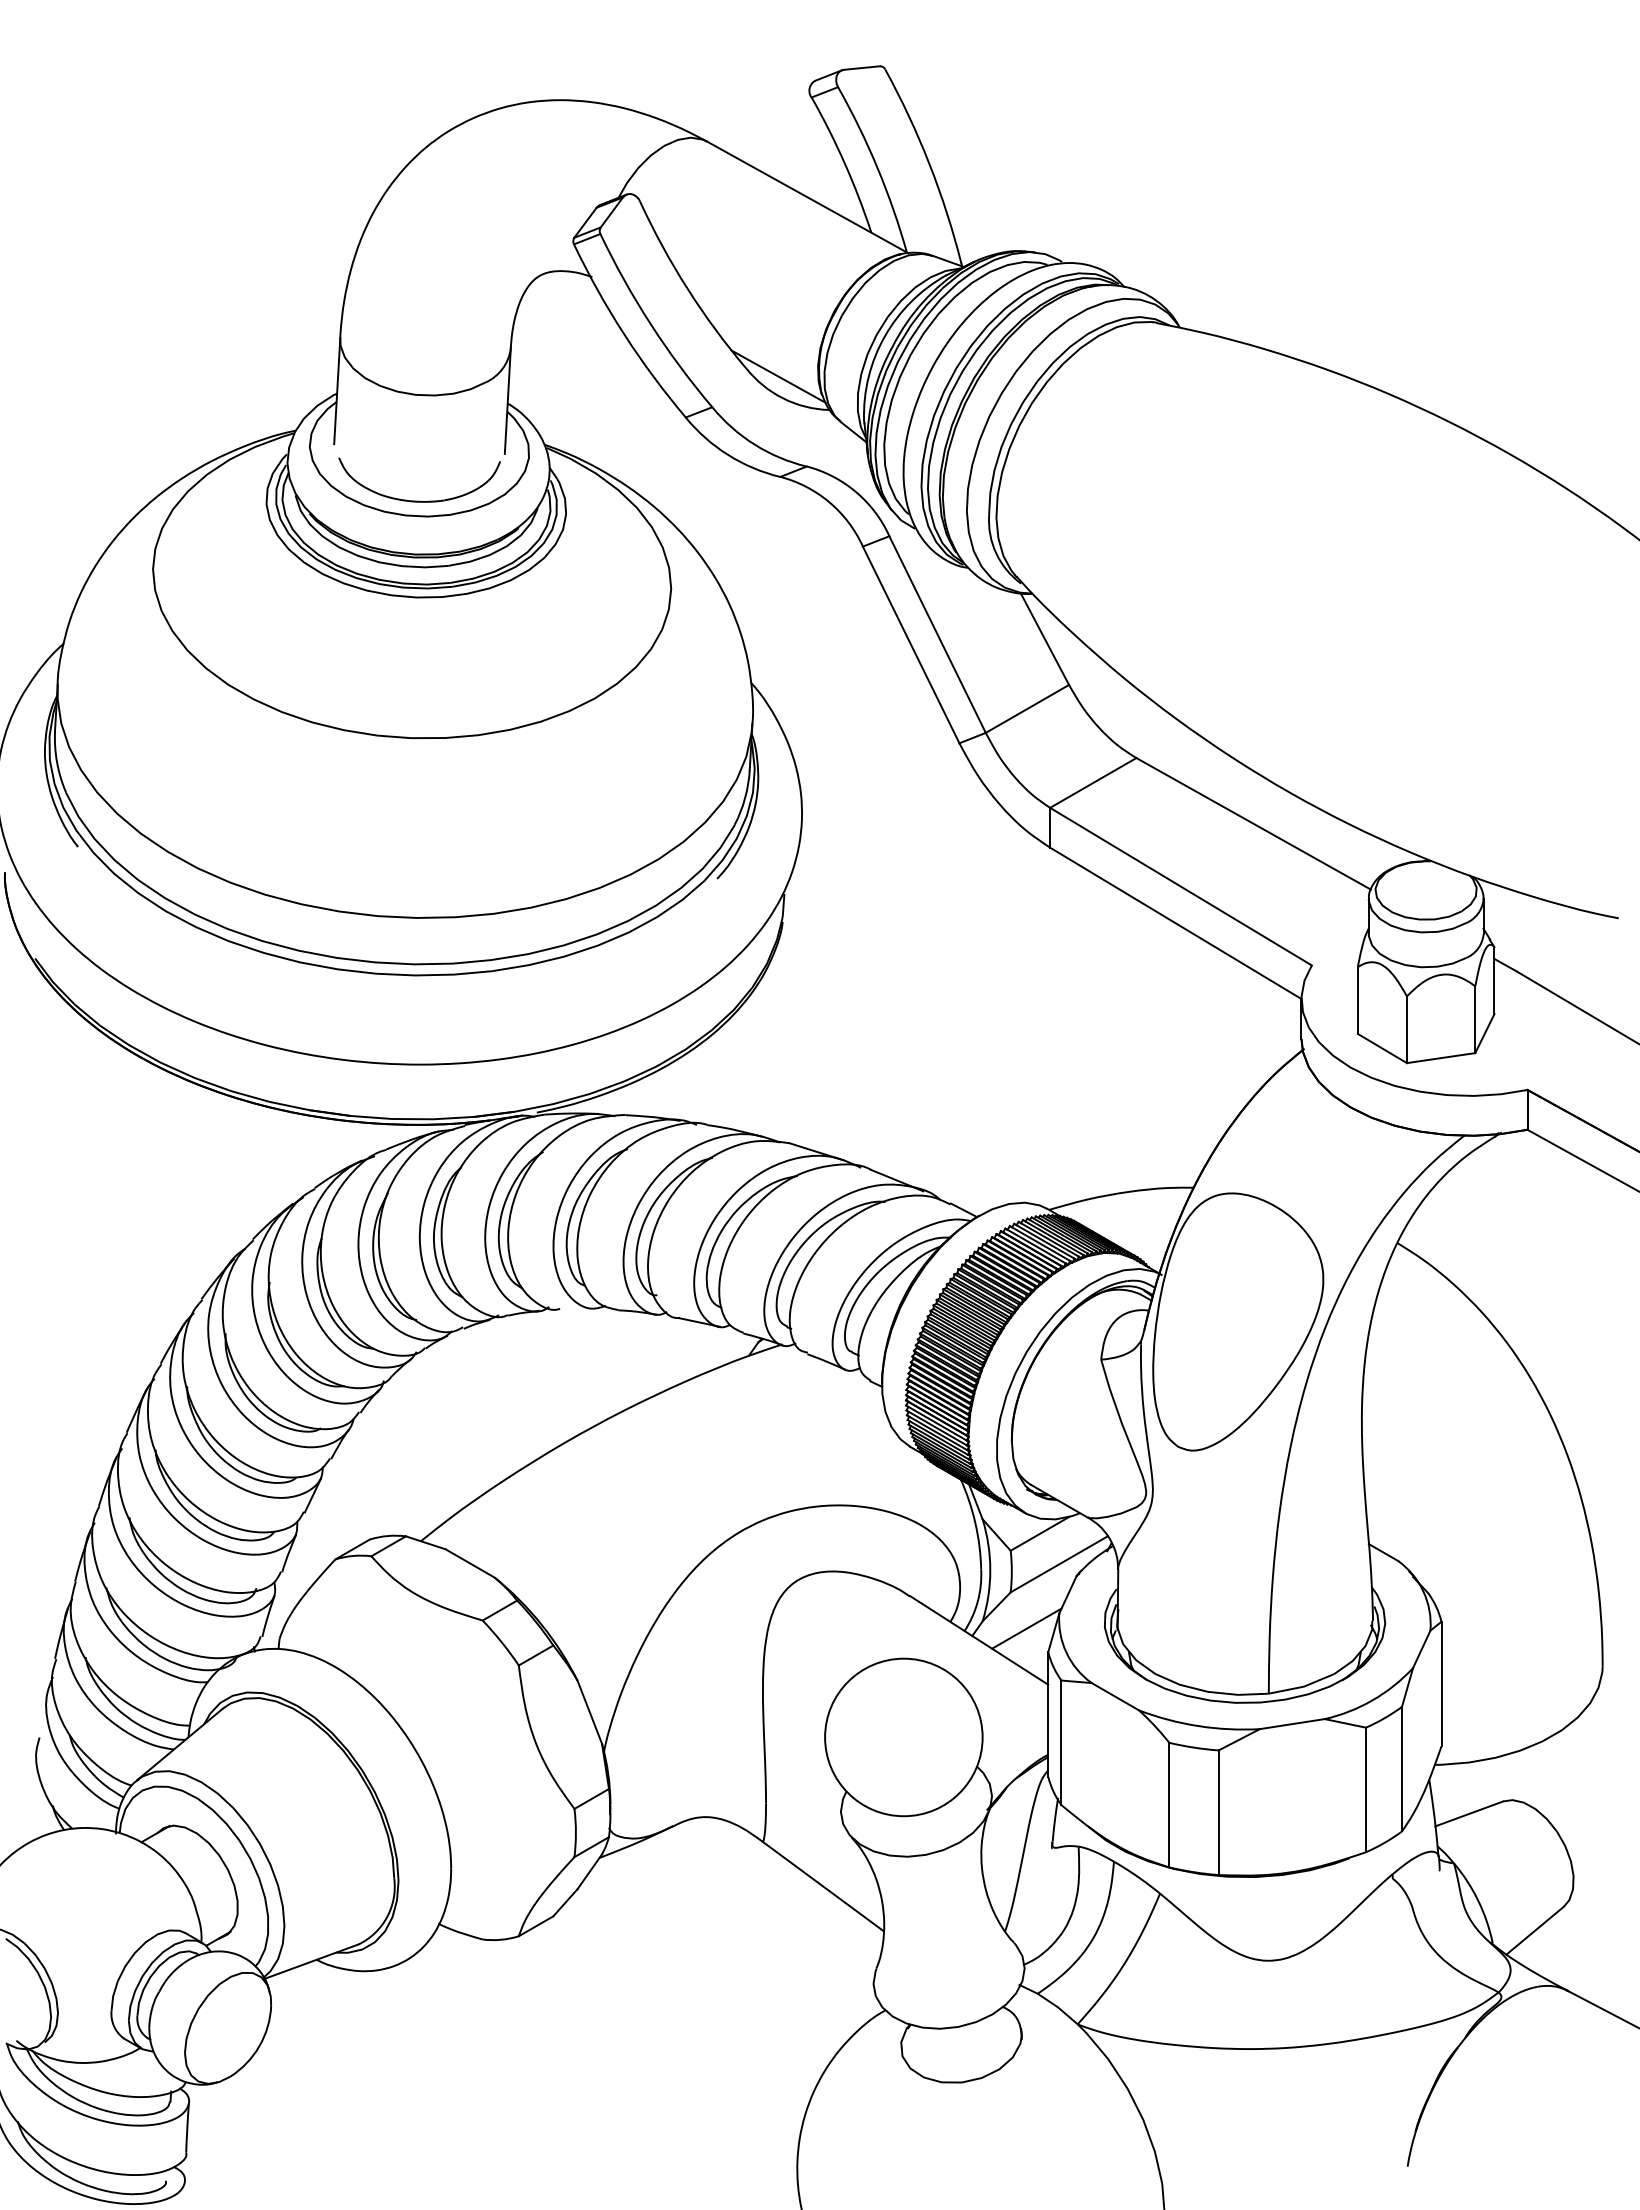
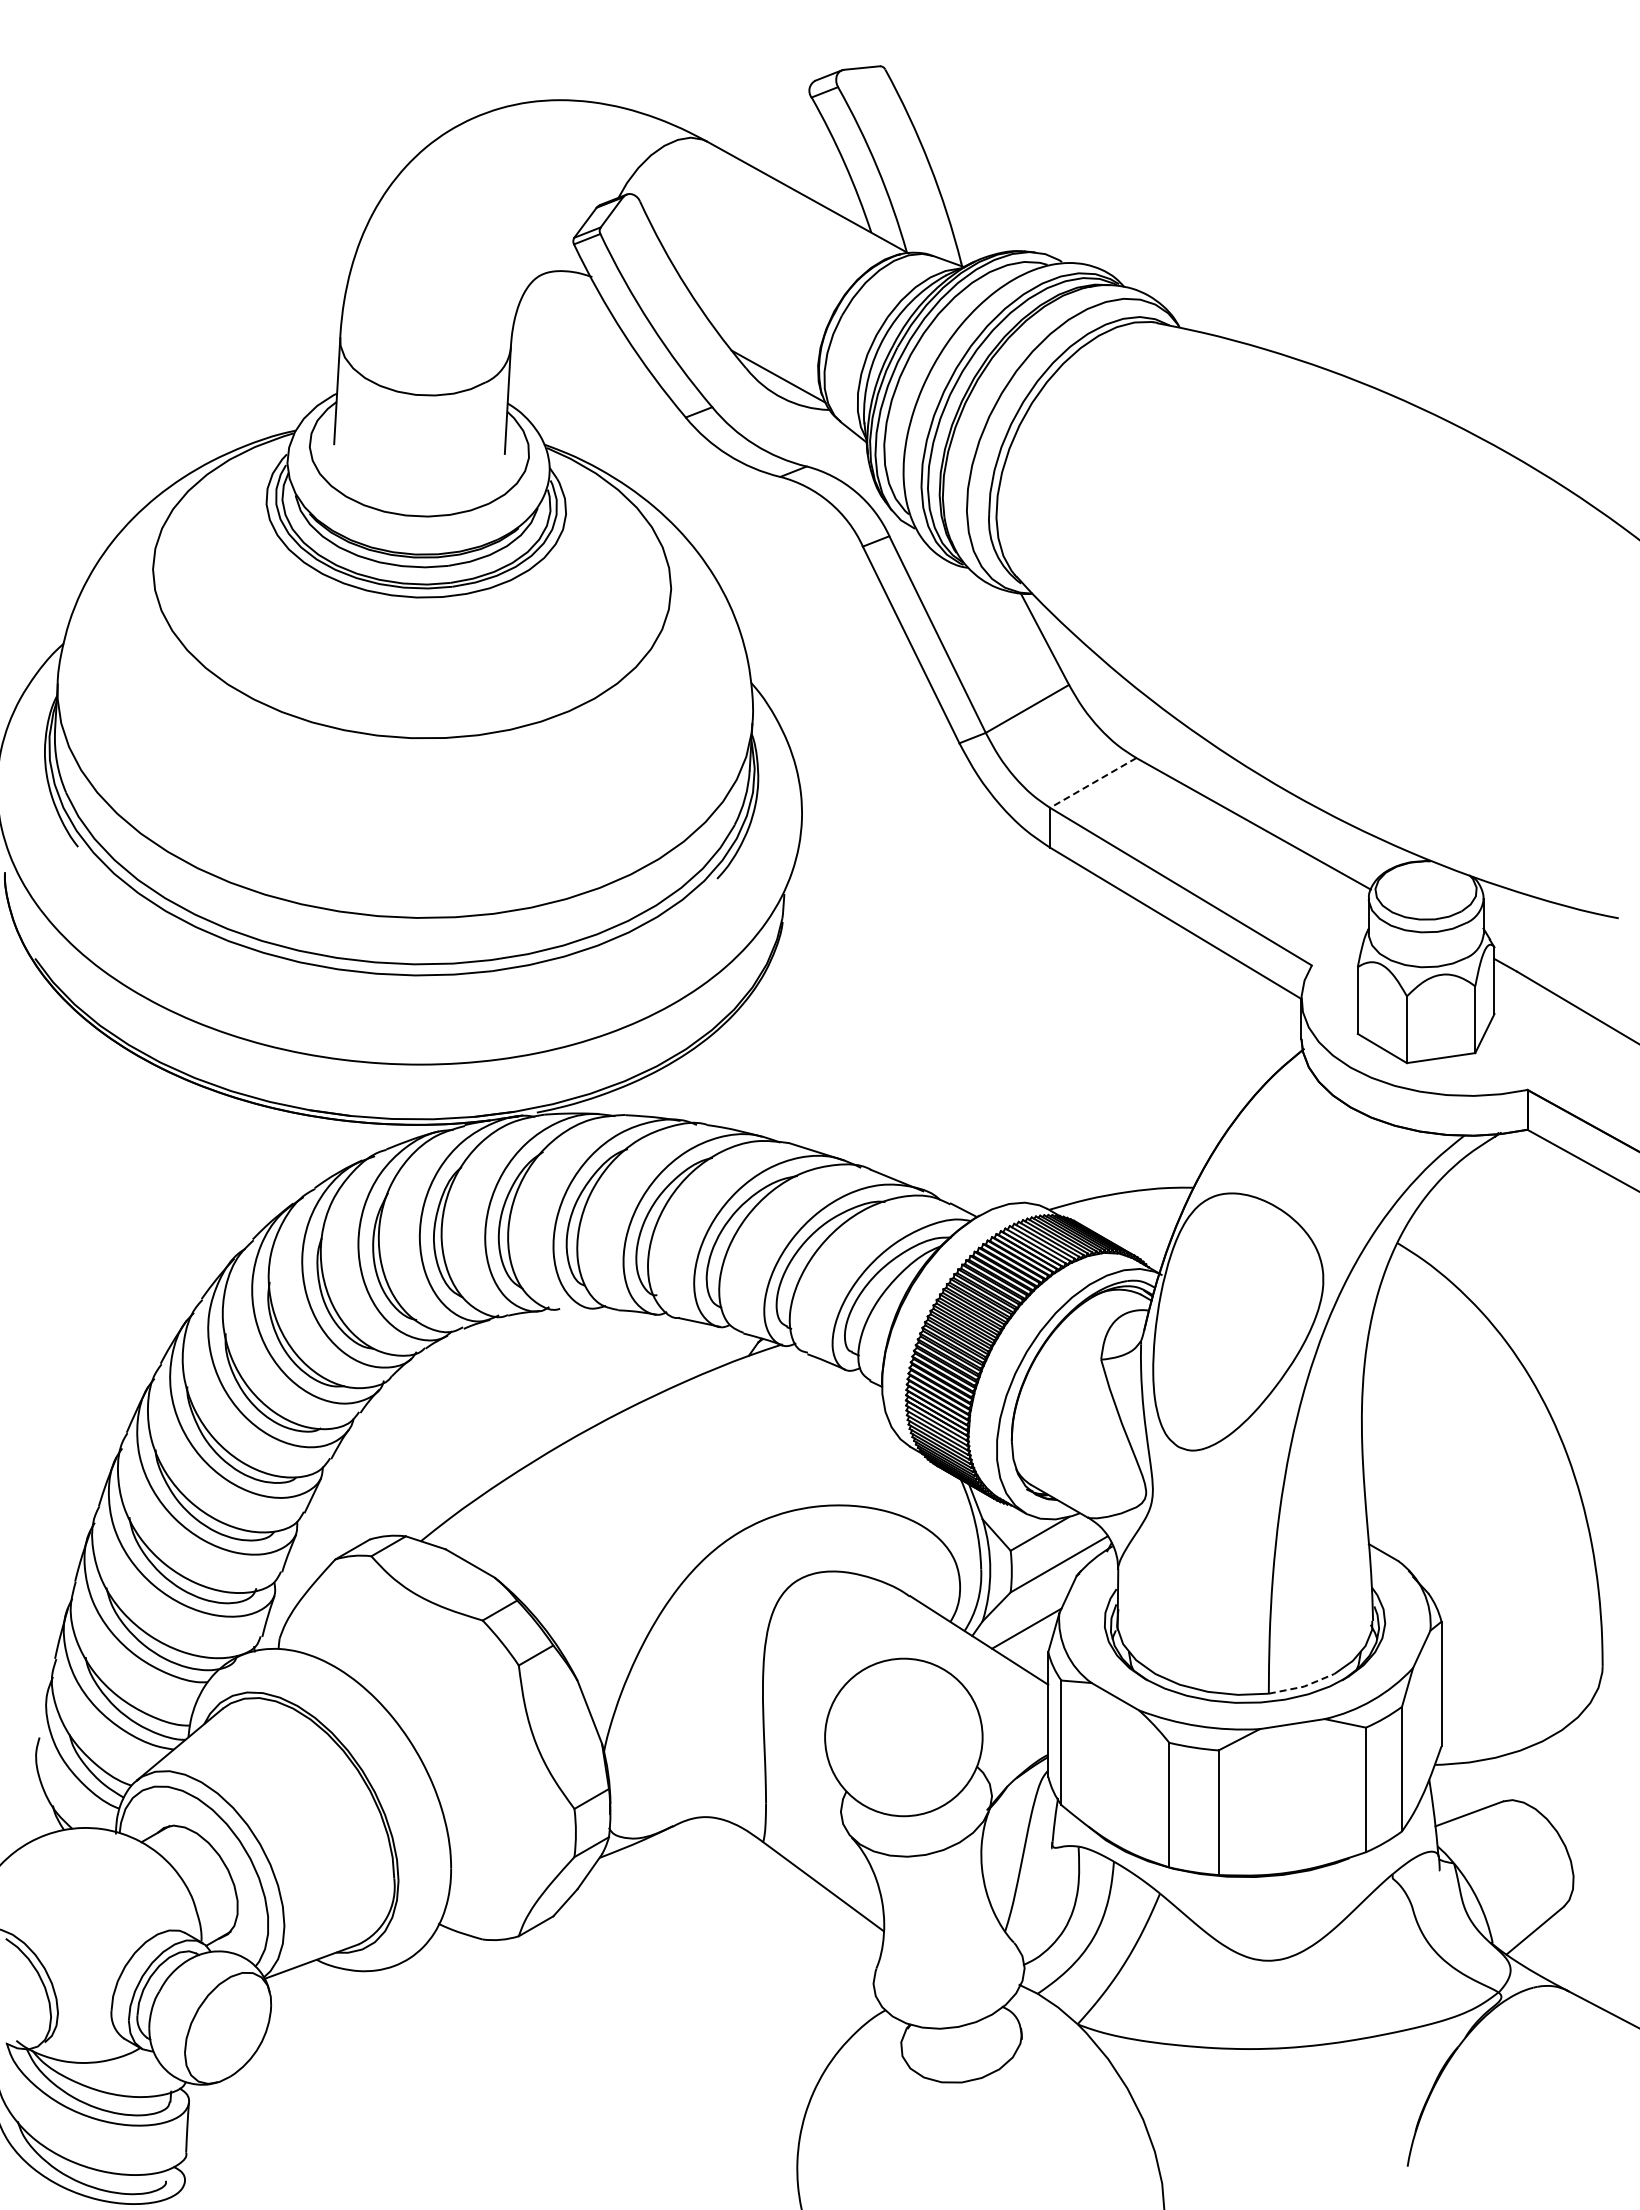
part: present -> none (419, 500)
line: solid -> dashed (1093, 782)
line: solid -> dashed (1303, 1686)
